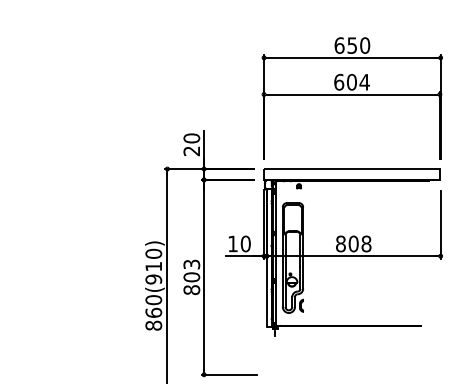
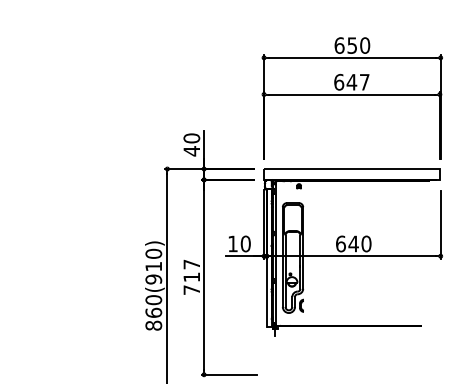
text: 604 -> 647 (357, 82)
text: 20 -> 40 (191, 151)
text: 808 -> 640 (353, 243)
text: 803 -> 717 (191, 277)
